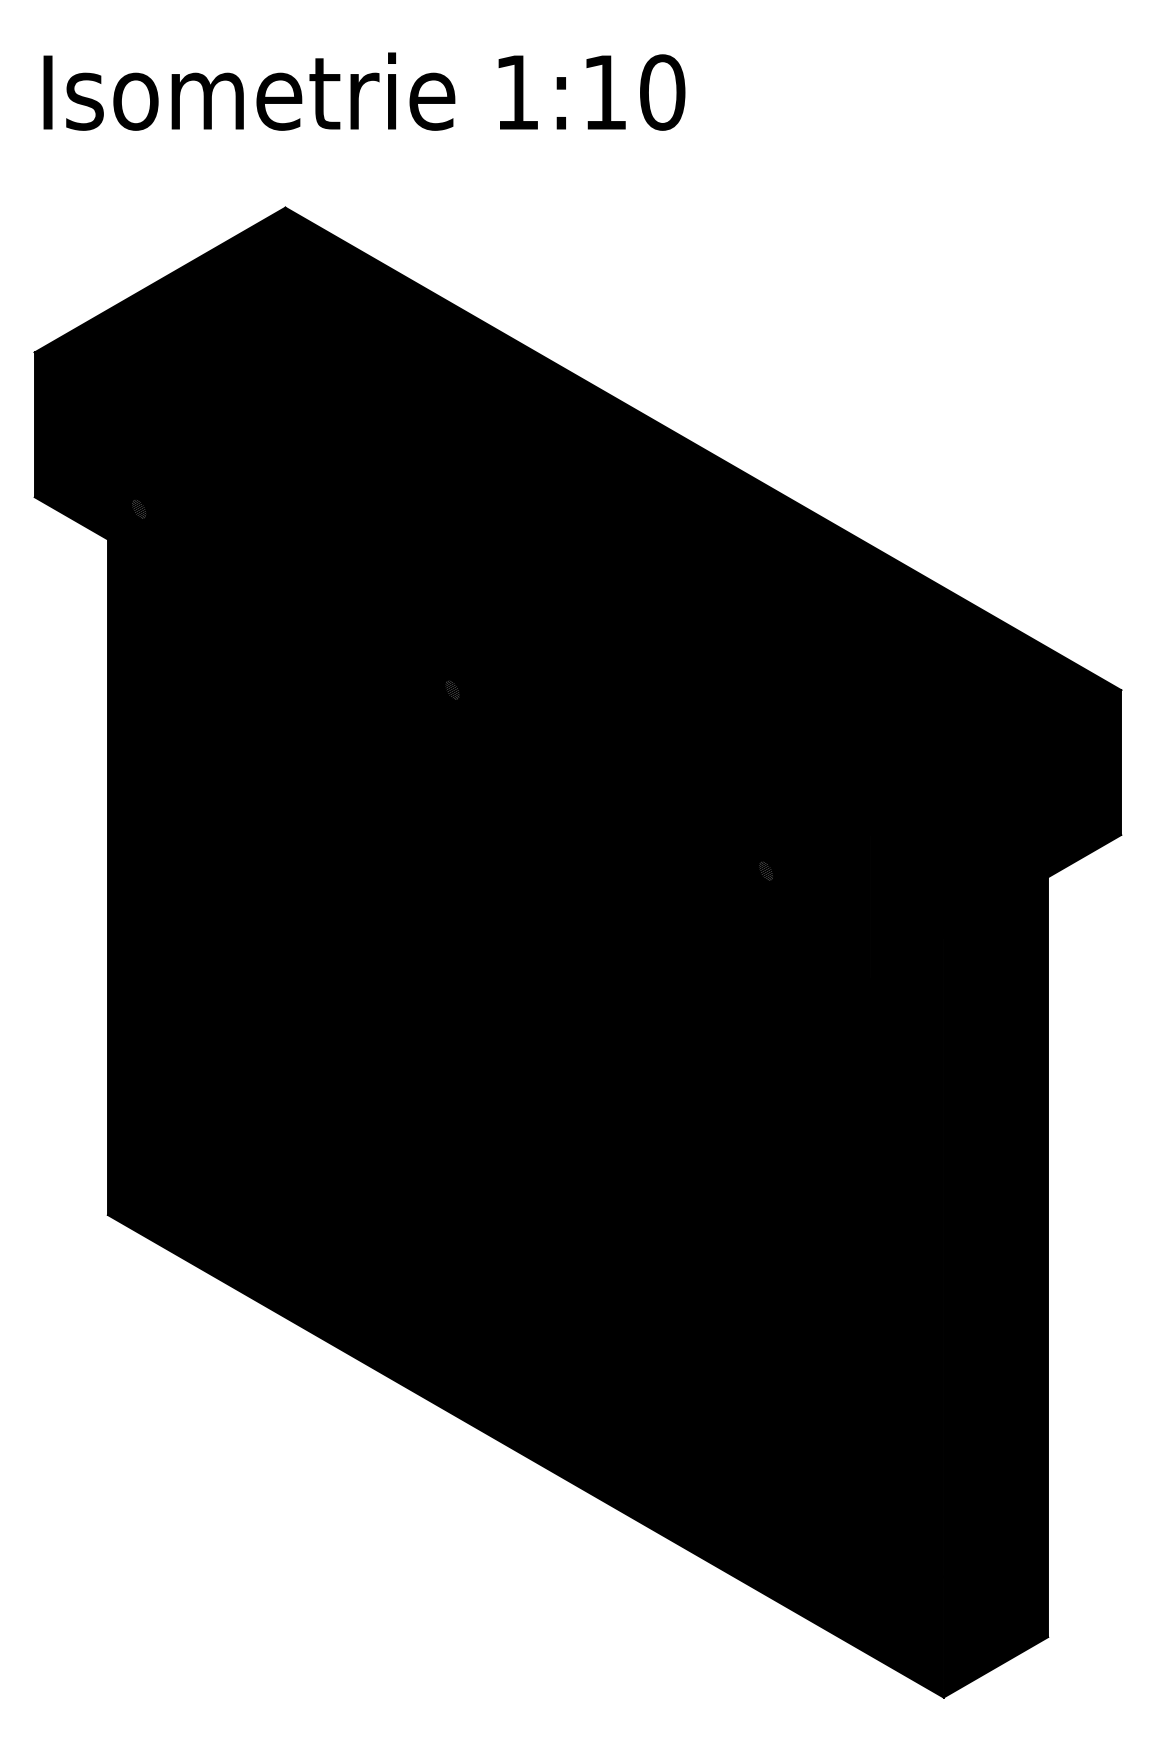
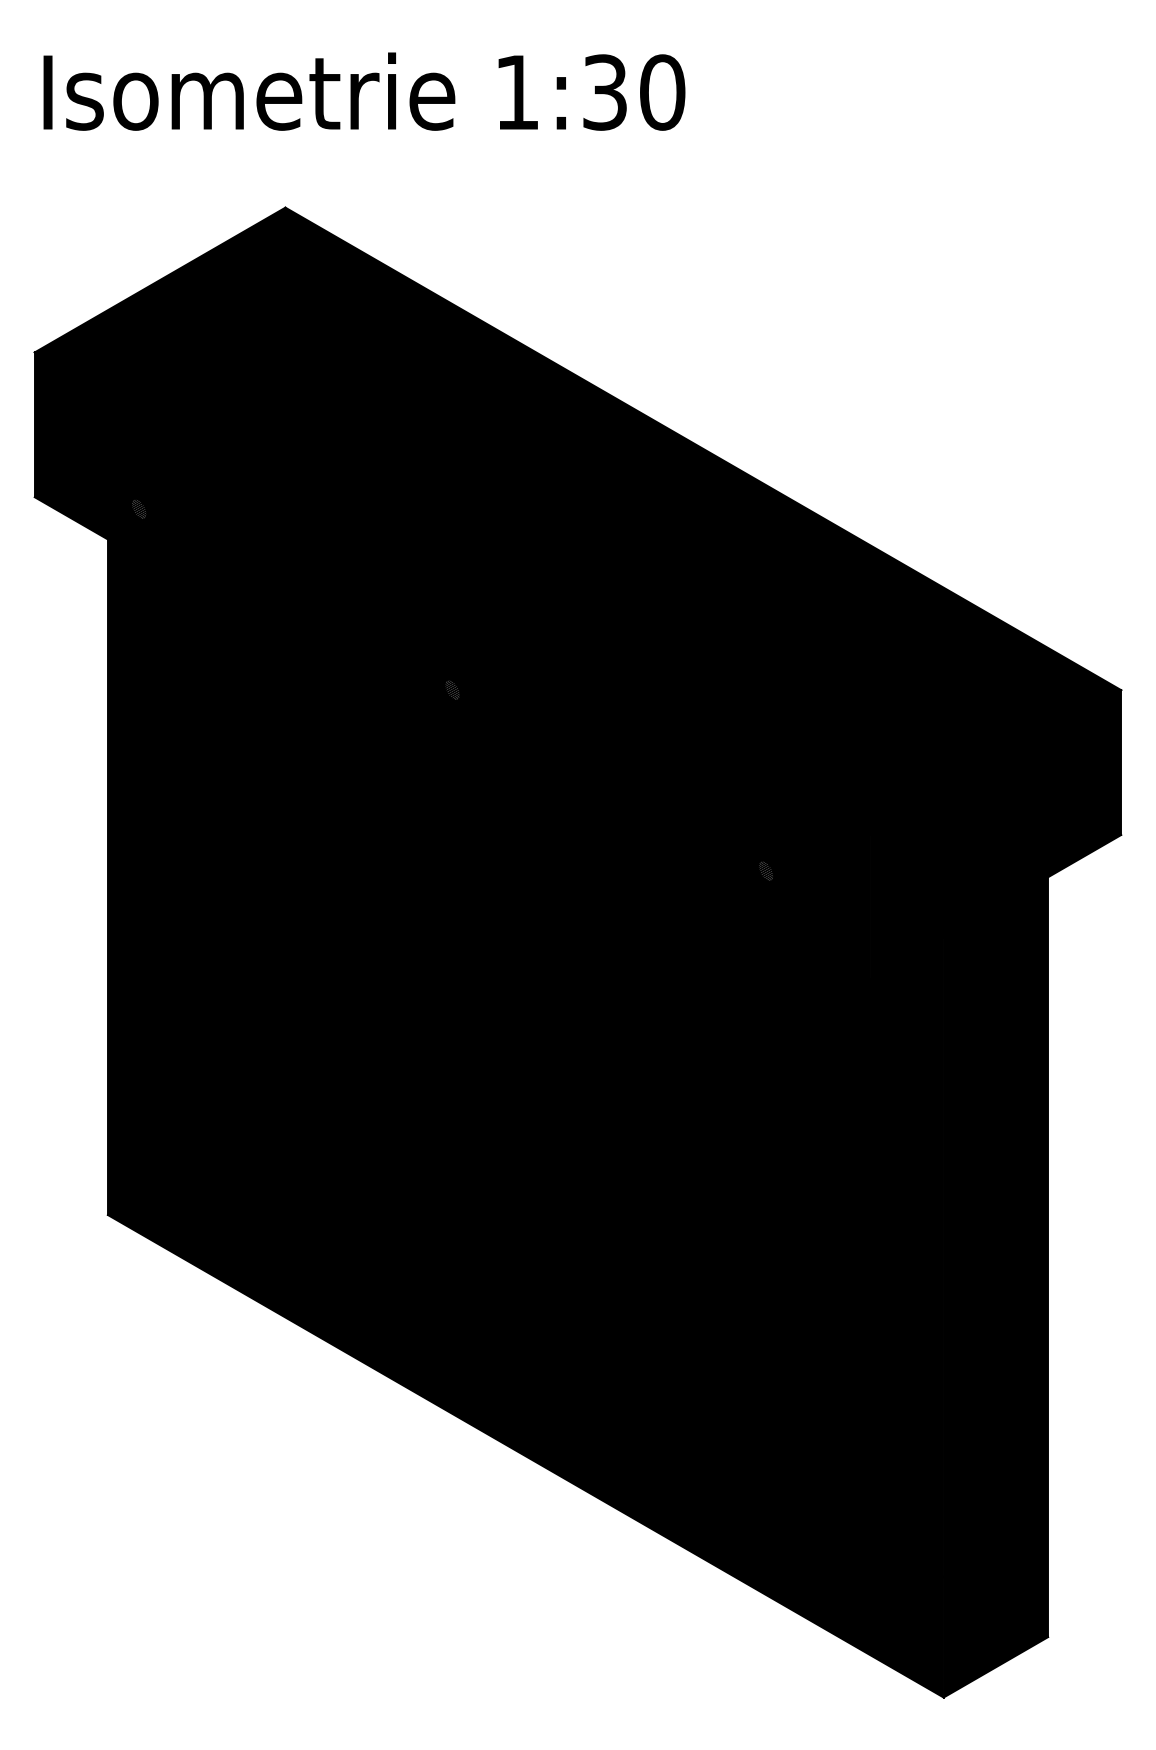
text: 1:10 -> 1:30 (604, 92)
